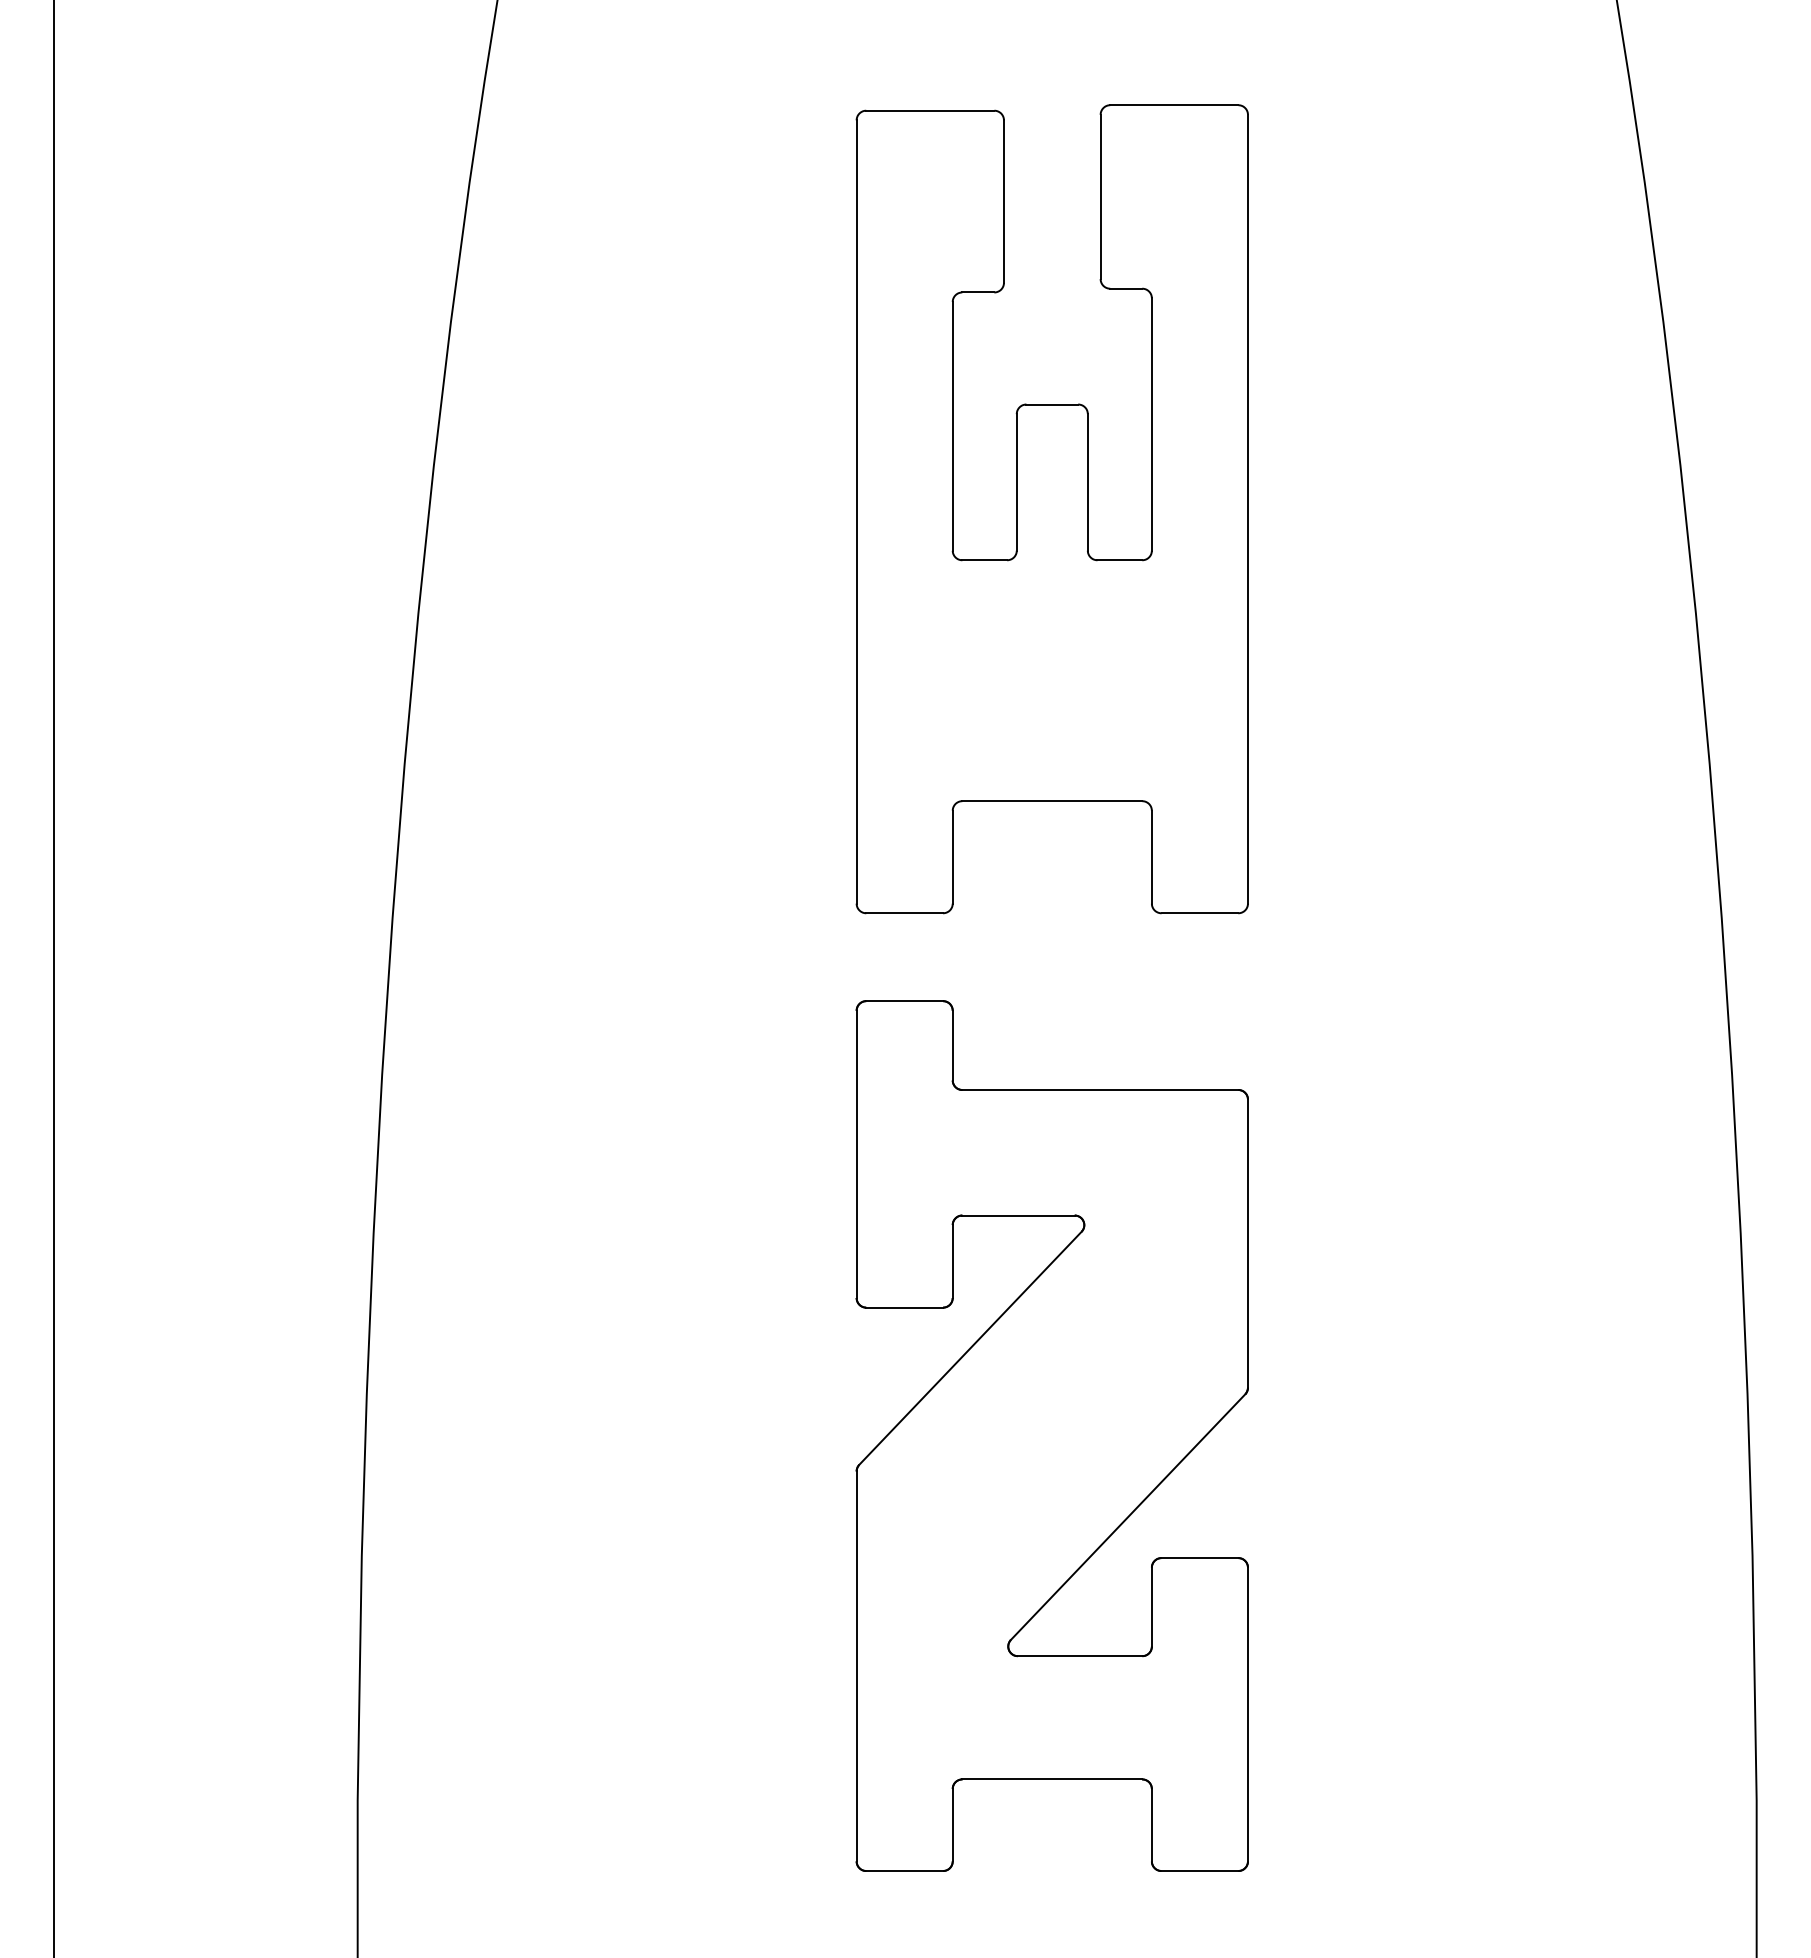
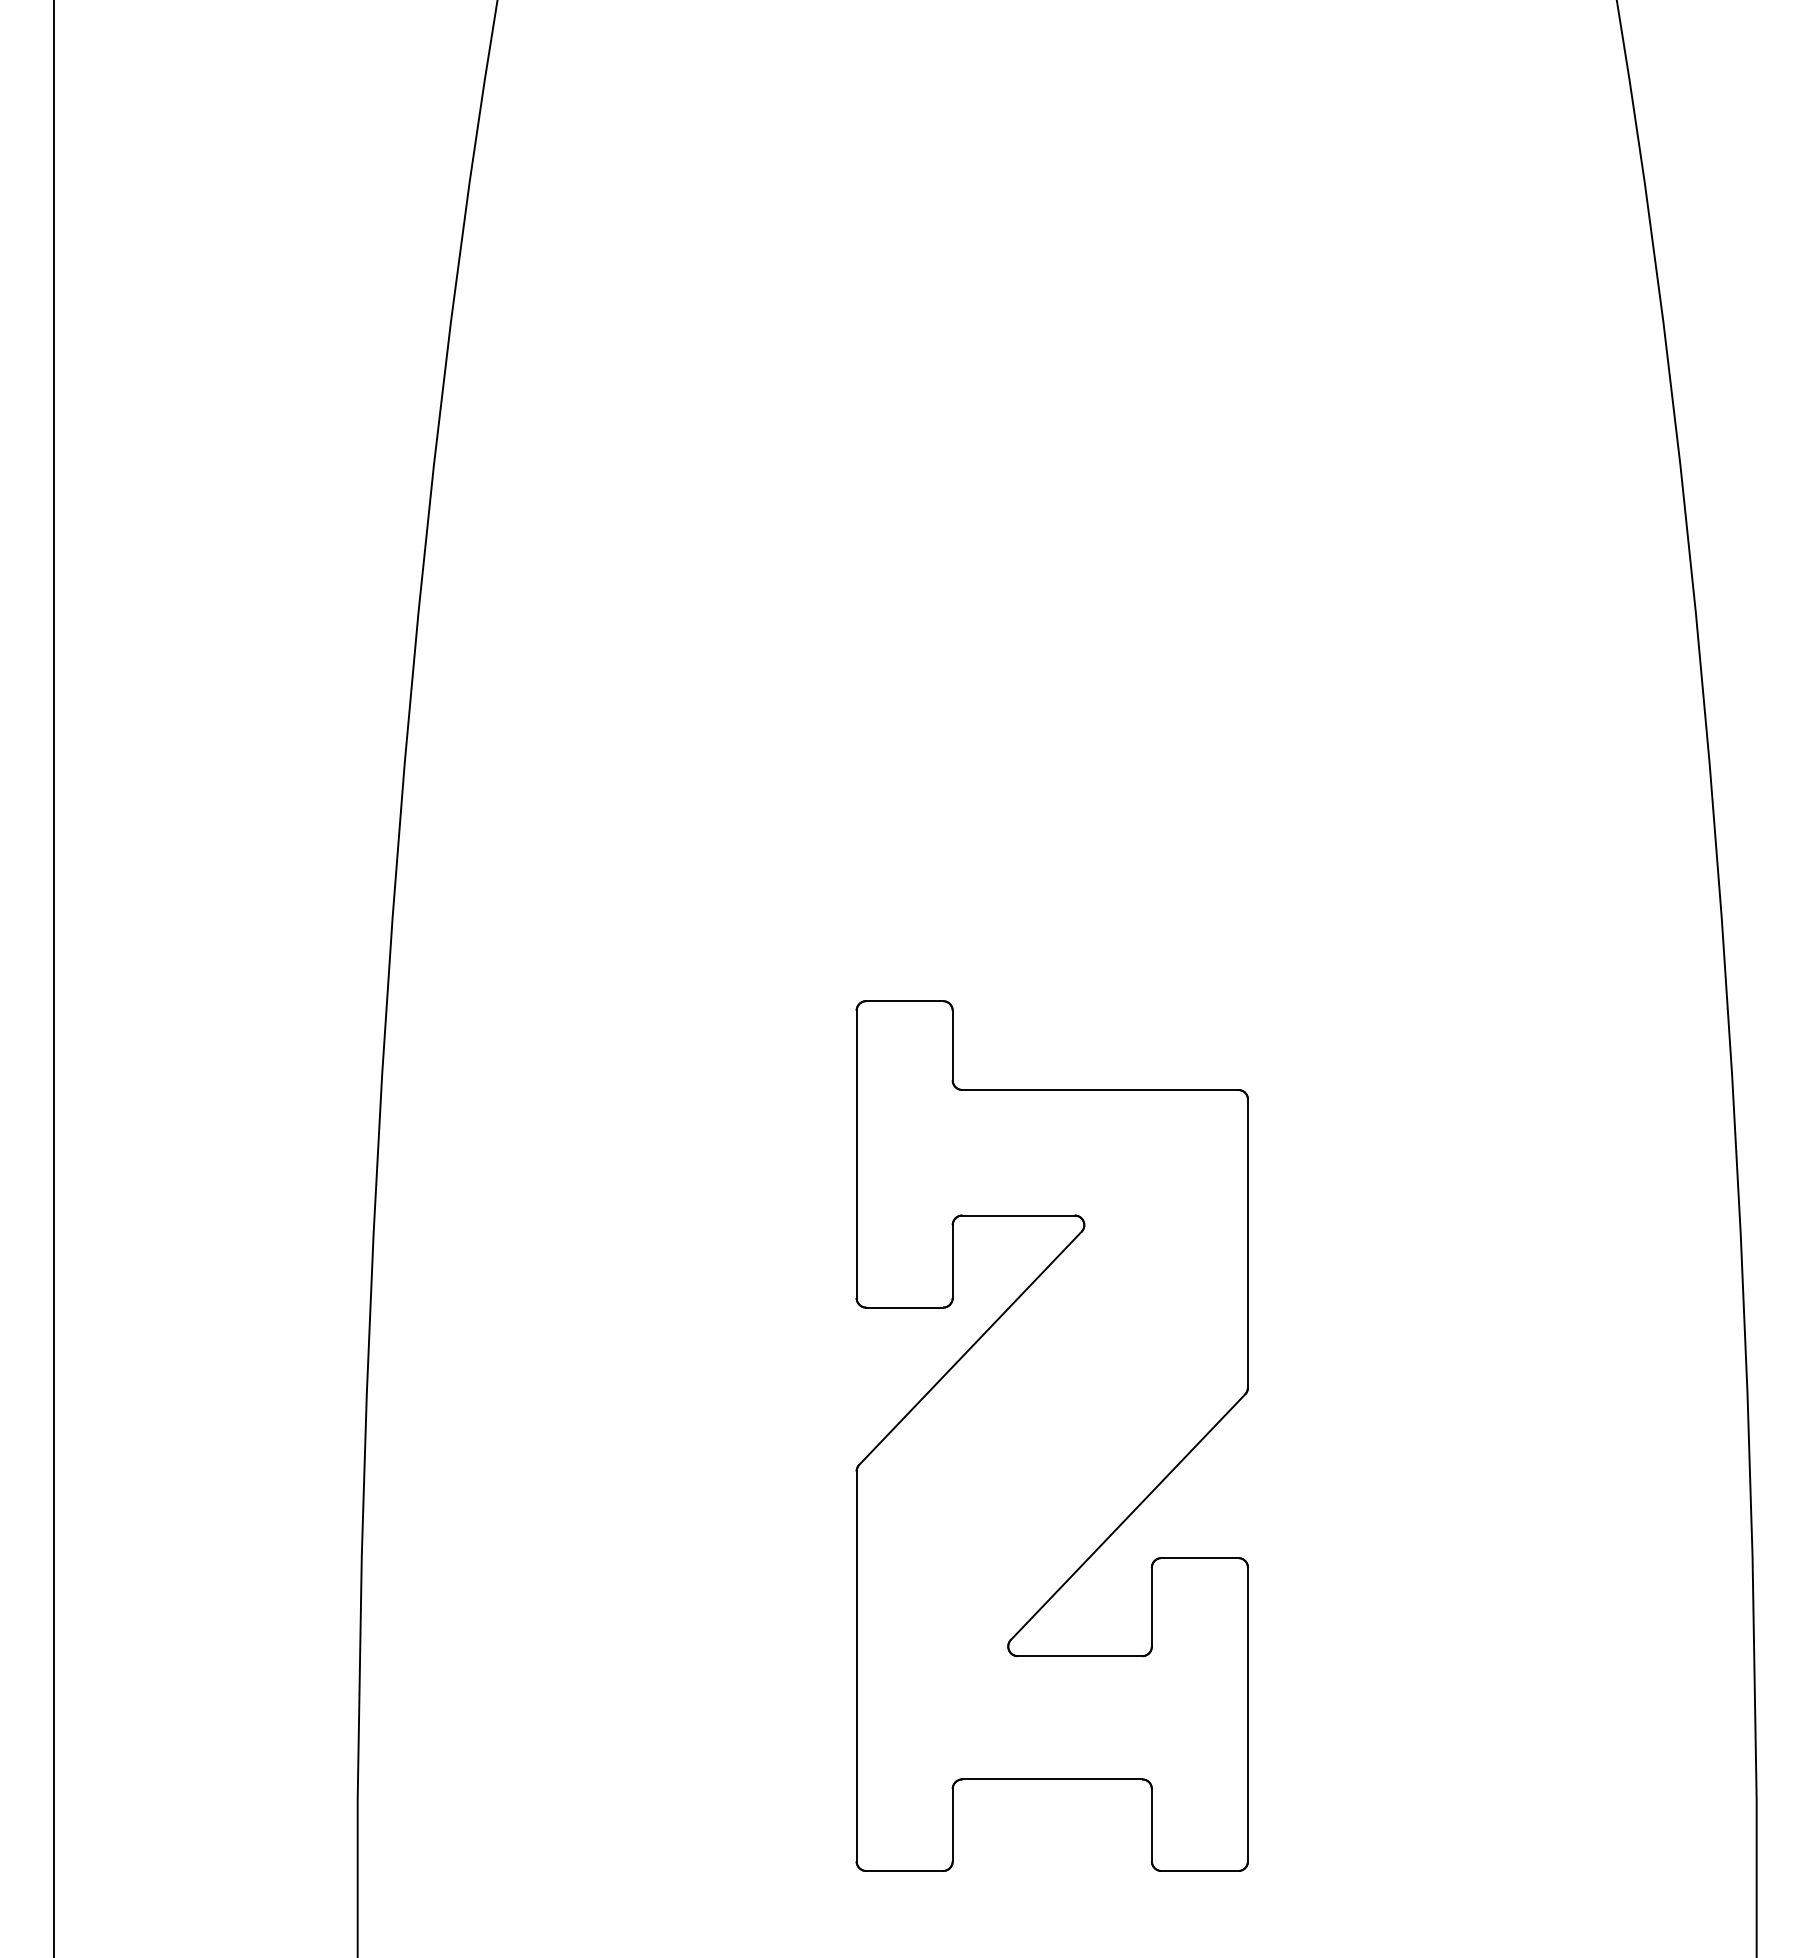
part: present -> none (1051, 509)
